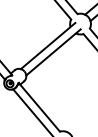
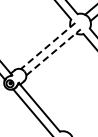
line: solid -> dashed (48, 46)
line: solid -> dashed (53, 52)
